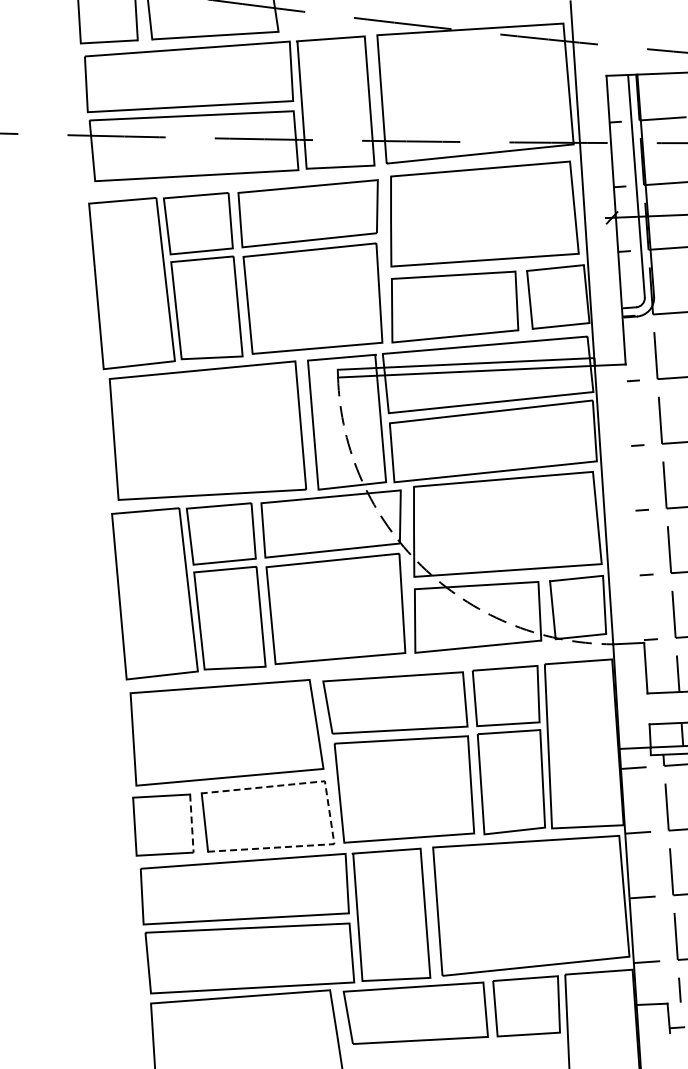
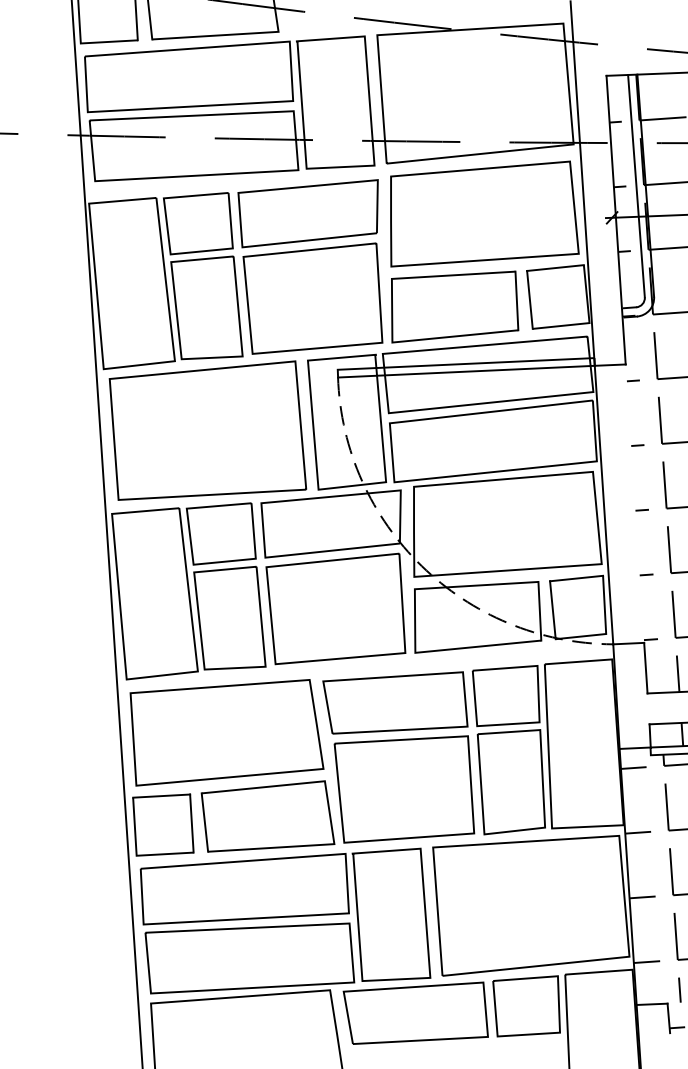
line: none -> present (106, 533)
line: dashed -> solid (329, 813)
line: dashed -> solid (191, 824)
